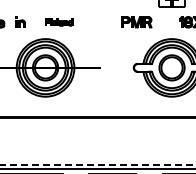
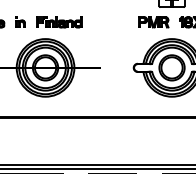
part size: 29x9 px -> 47x13 px (59, 22)
part position: (136, 22) -> (153, 22) (153, 22)
line: dashed -> solid (97, 164)
